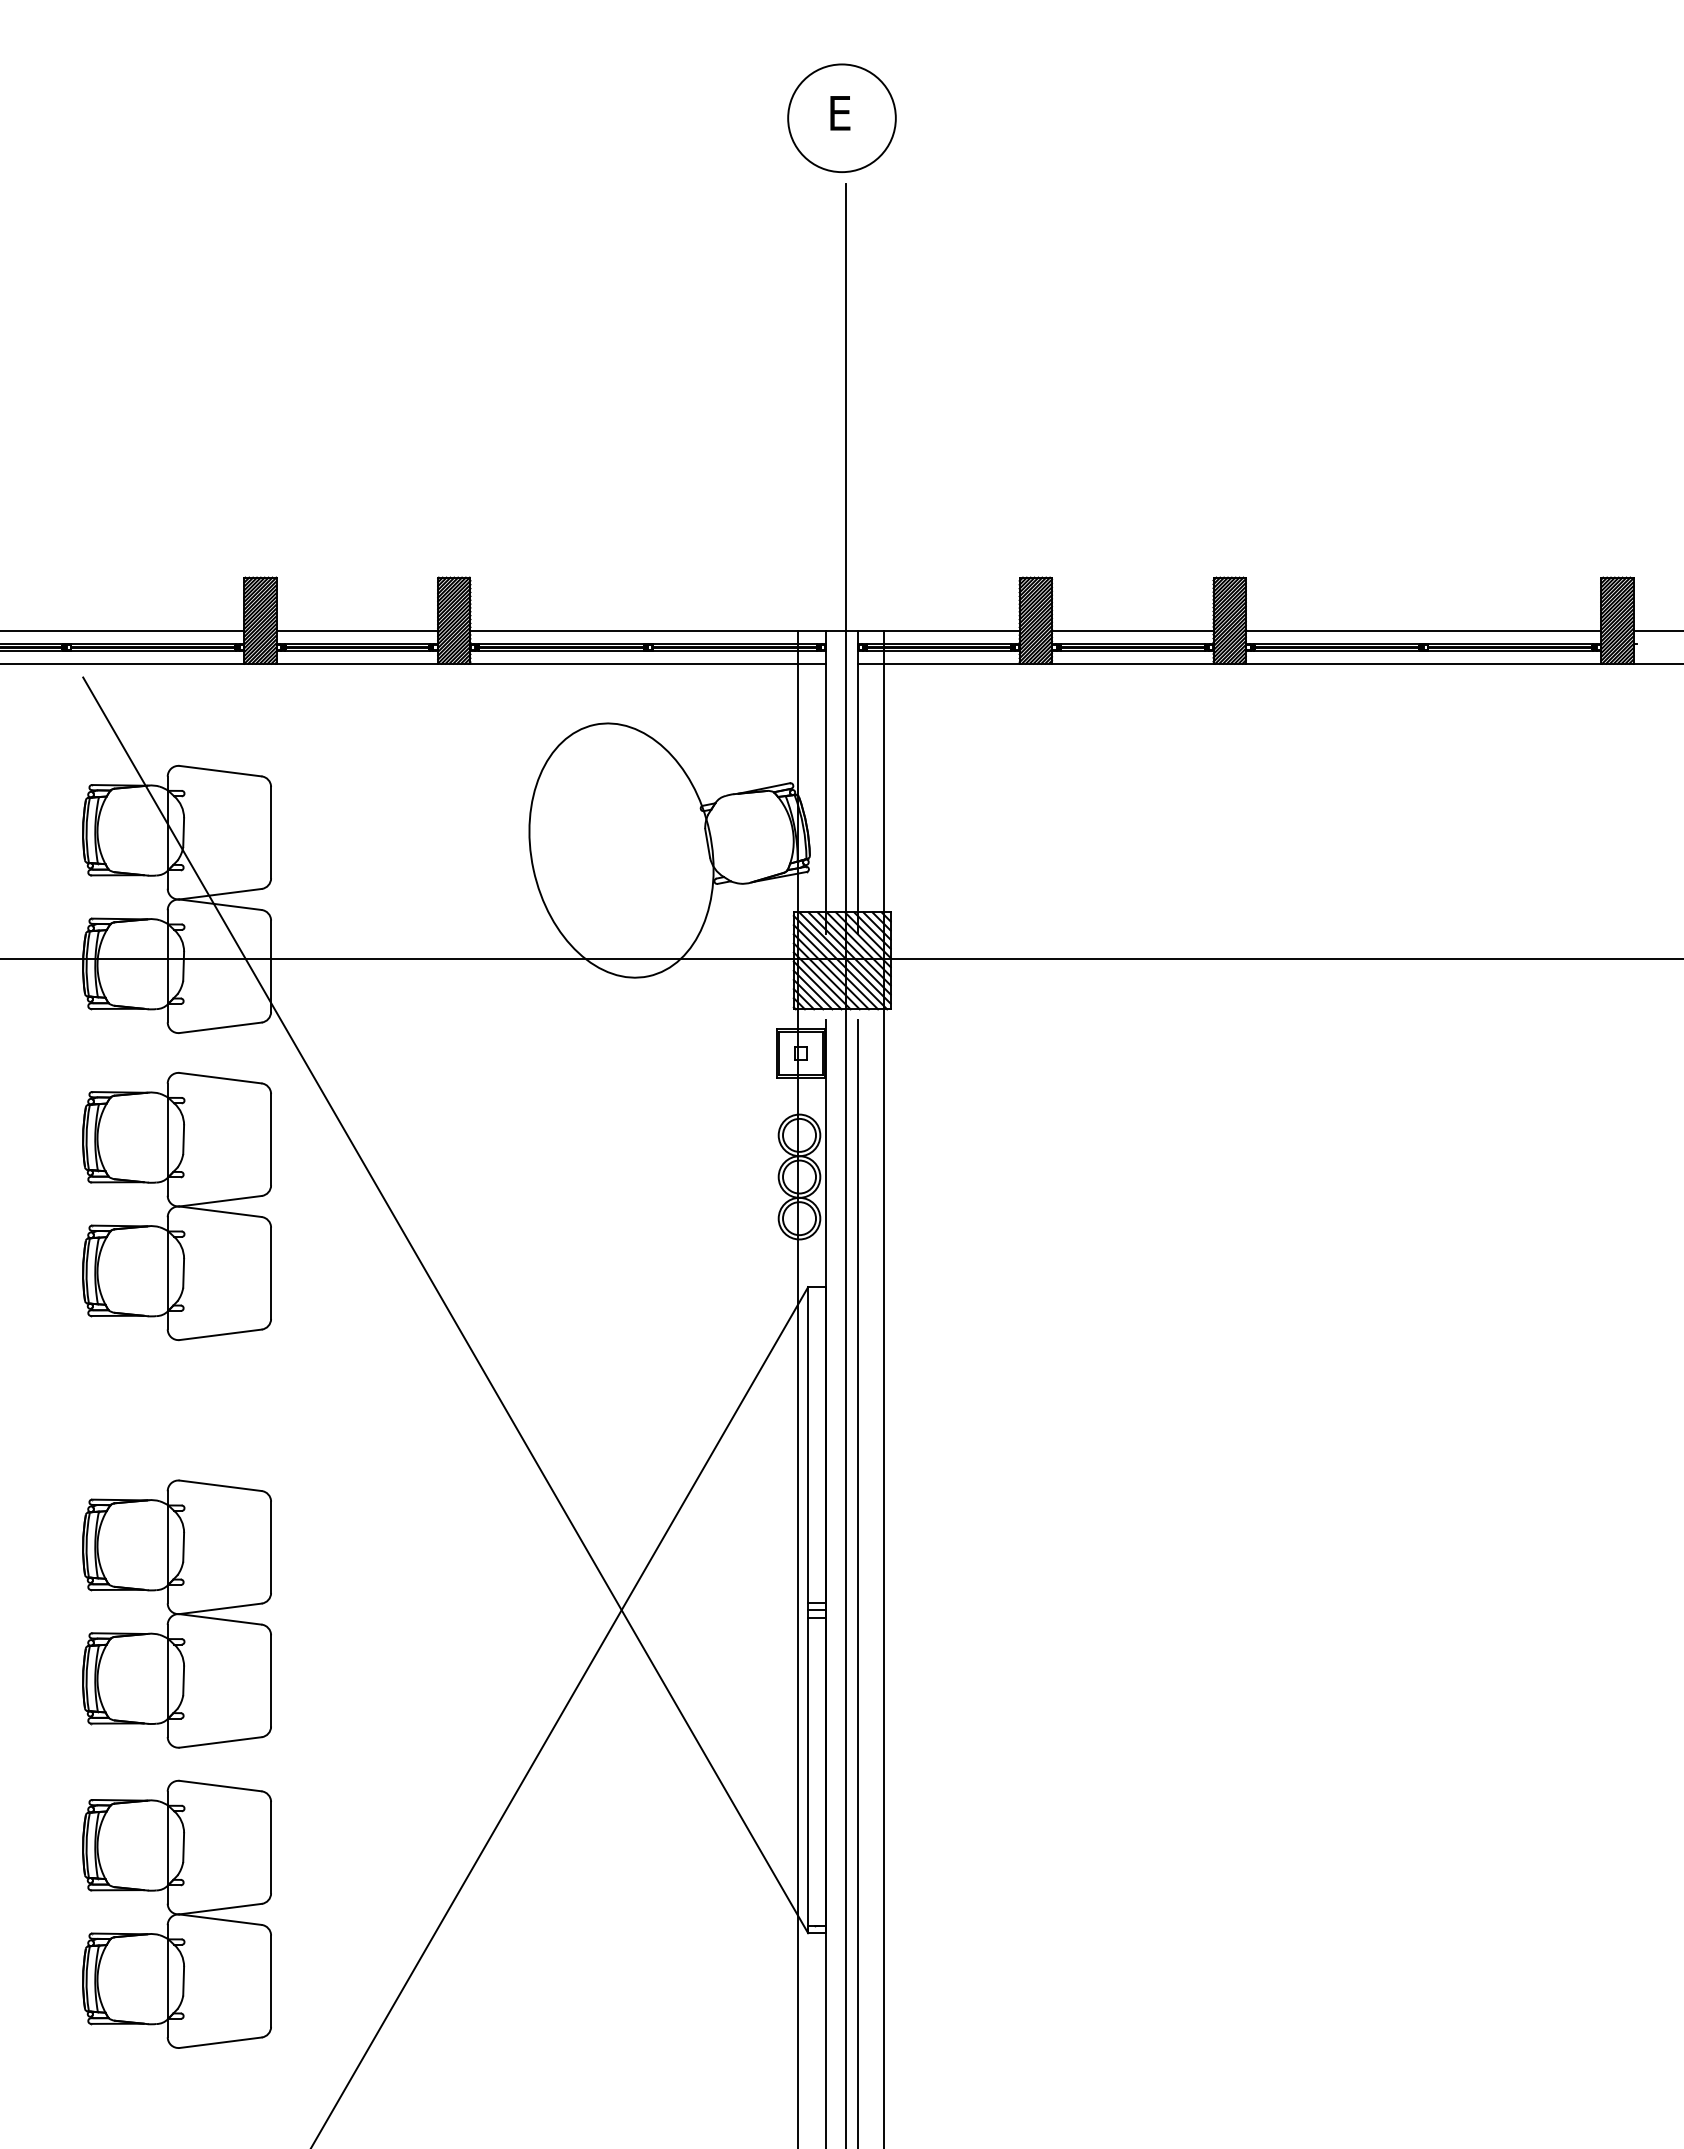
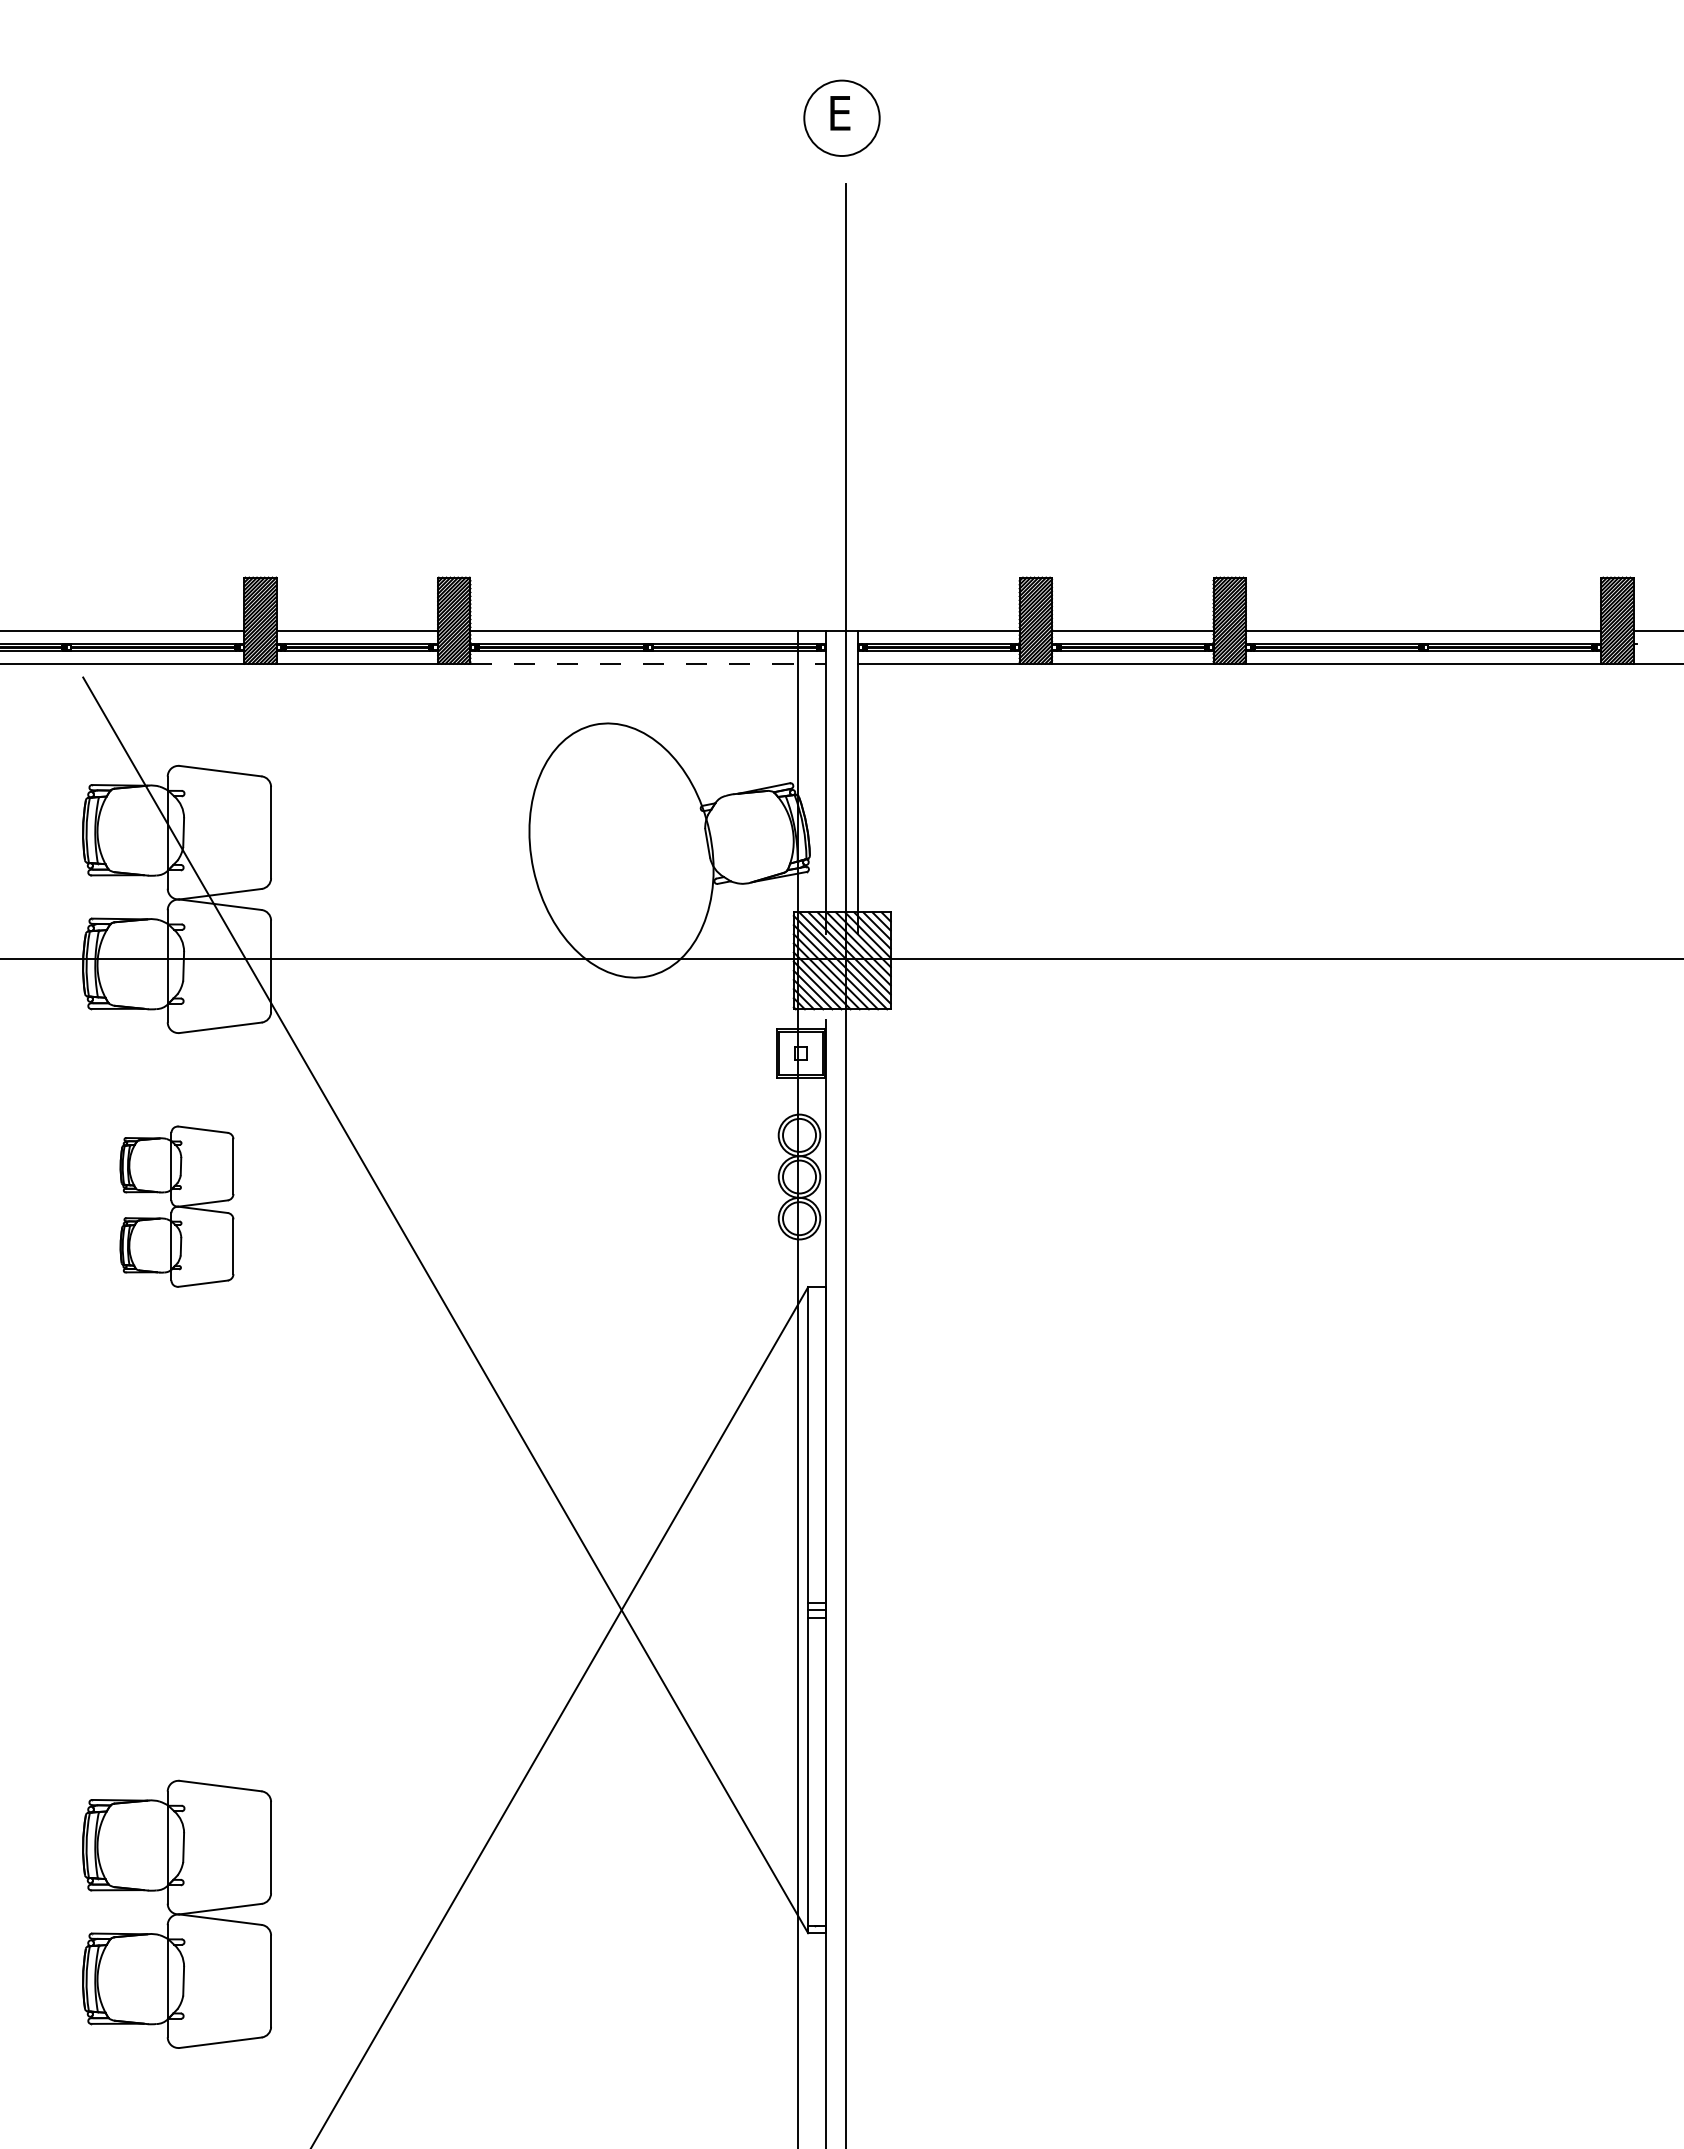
circle diameter: 108 px -> 75 px (841, 118)
line: solid -> dashed (648, 663)
part size: 190x270 px -> 116x163 px (176, 1206)
line: present -> none (884, 1388)
line: present -> none (858, 1582)
part: present -> none (176, 1613)
